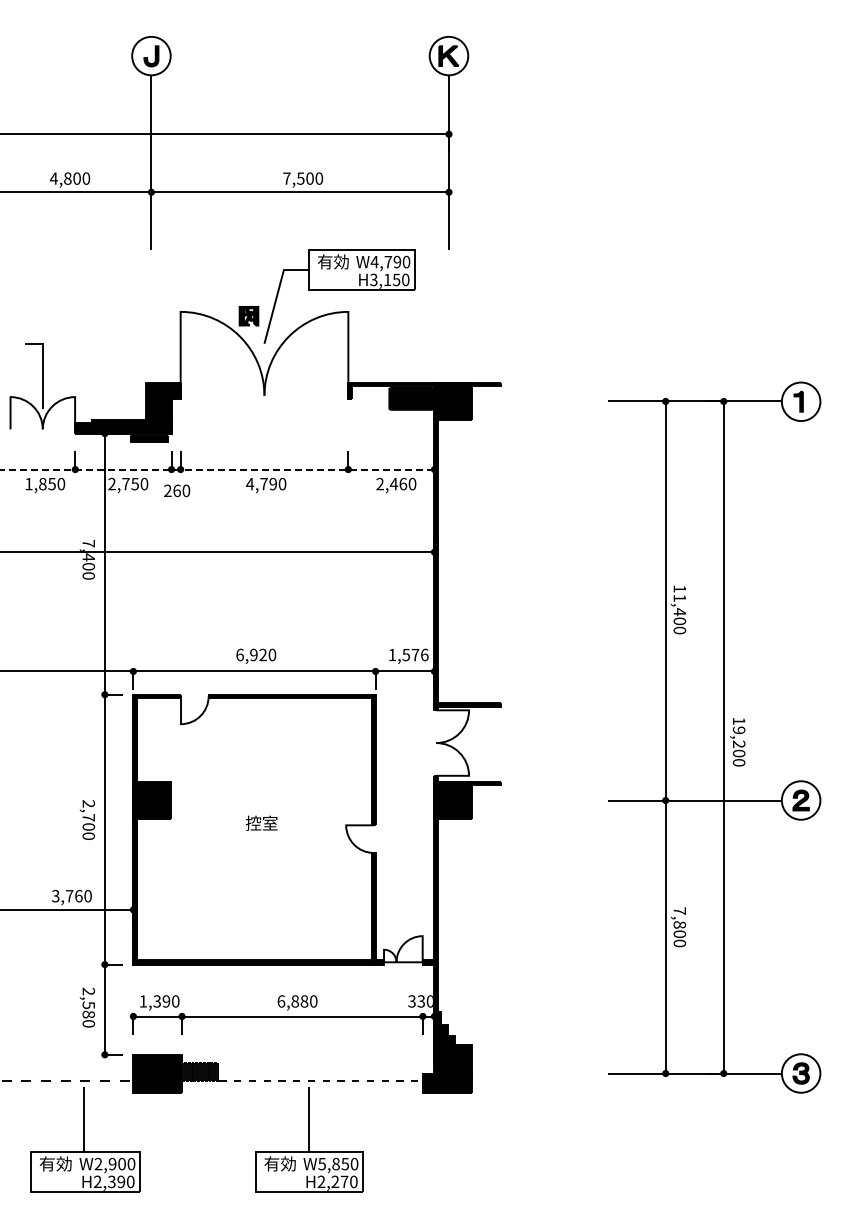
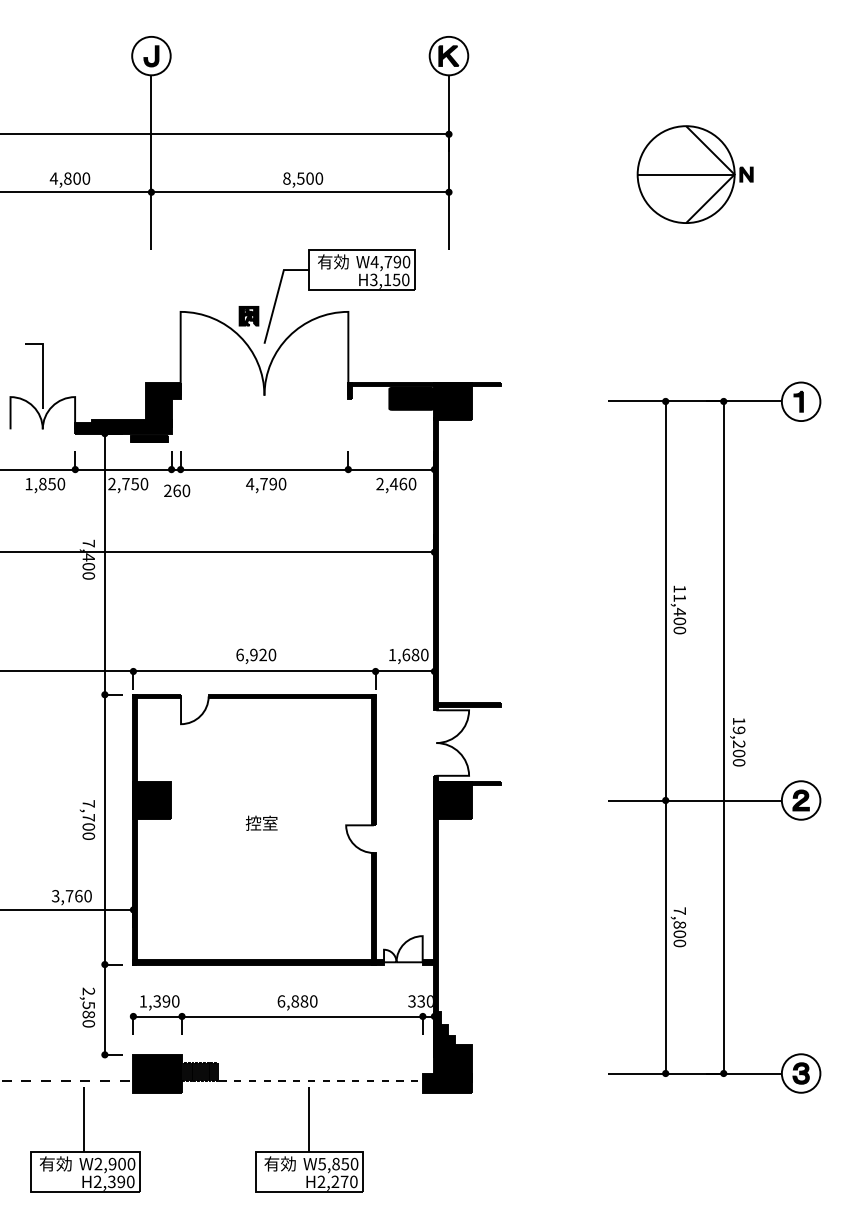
part: none -> present (694, 174)
text: 7,500 -> 8,500 (286, 178)
line: dashed -> solid (217, 469)
text: 1,576 -> 1,680 (415, 654)
text: 2,700 -> 7,700 (88, 803)
